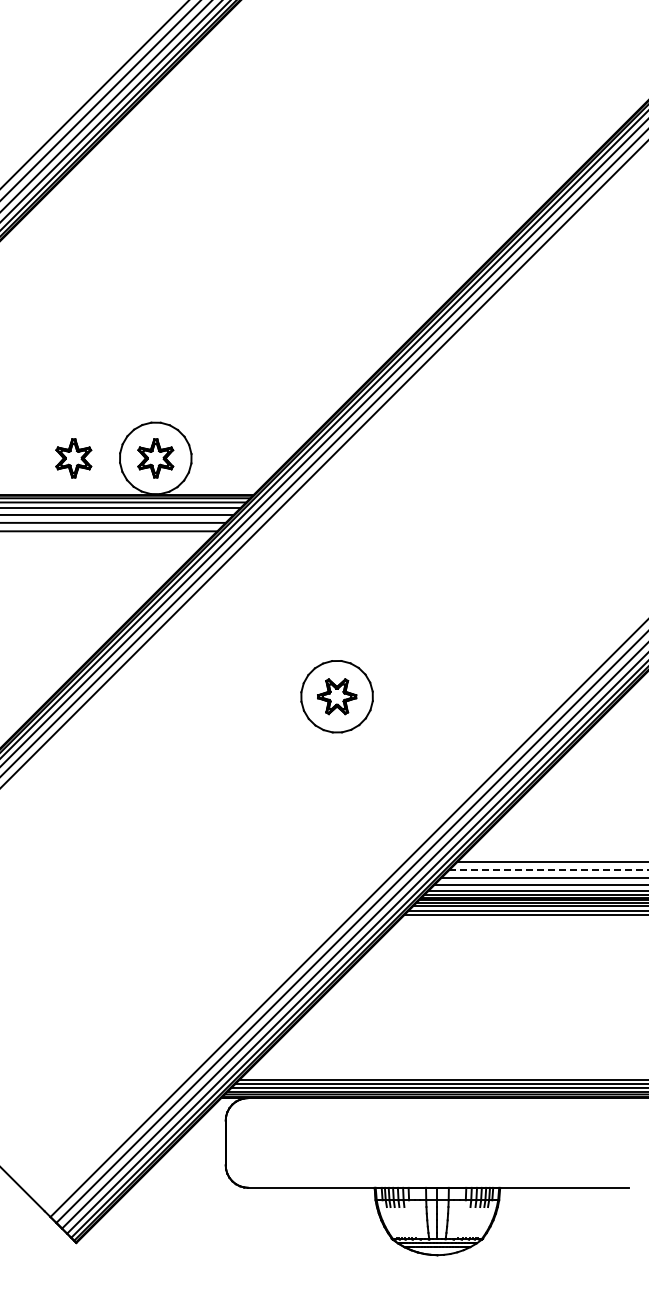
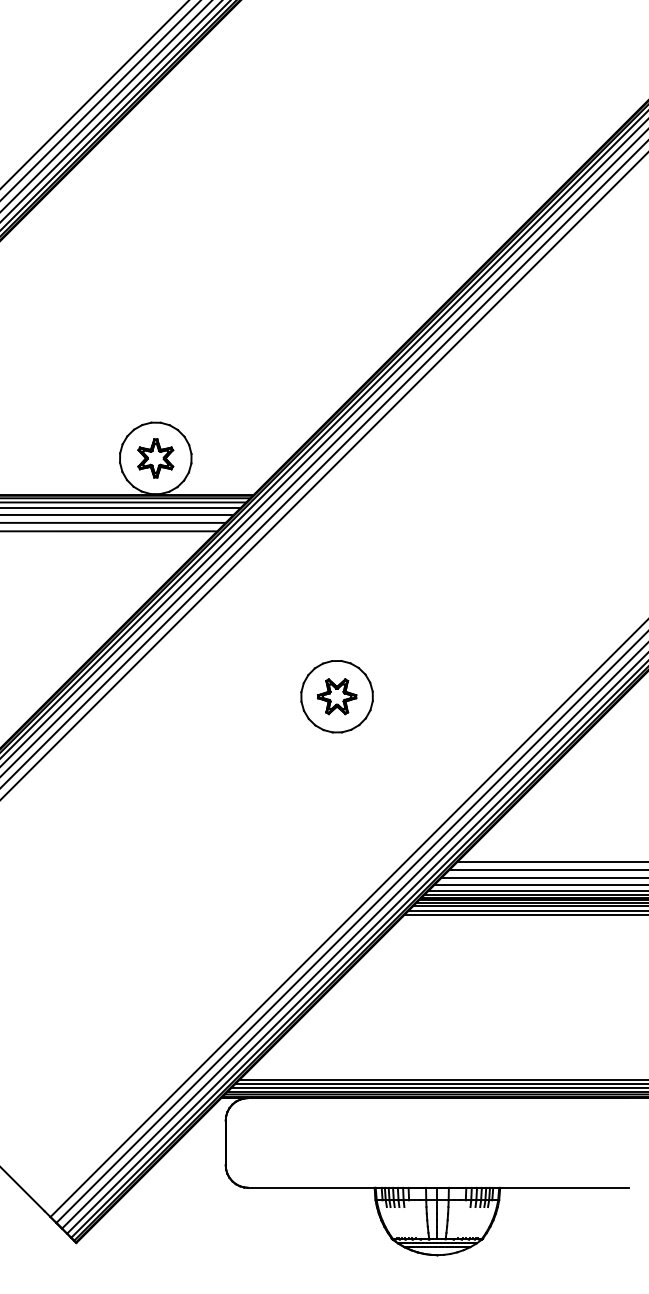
part: present -> none (73, 458)
line: none -> present (323, 476)
line: dashed -> solid (549, 870)
